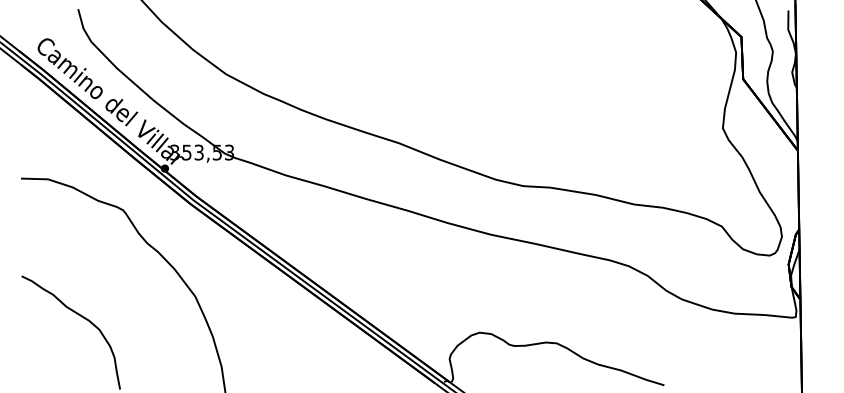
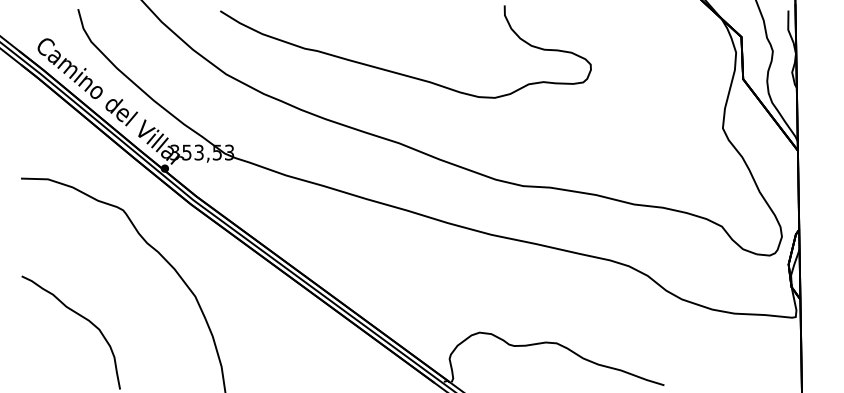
curve: none -> present (398, 72)
